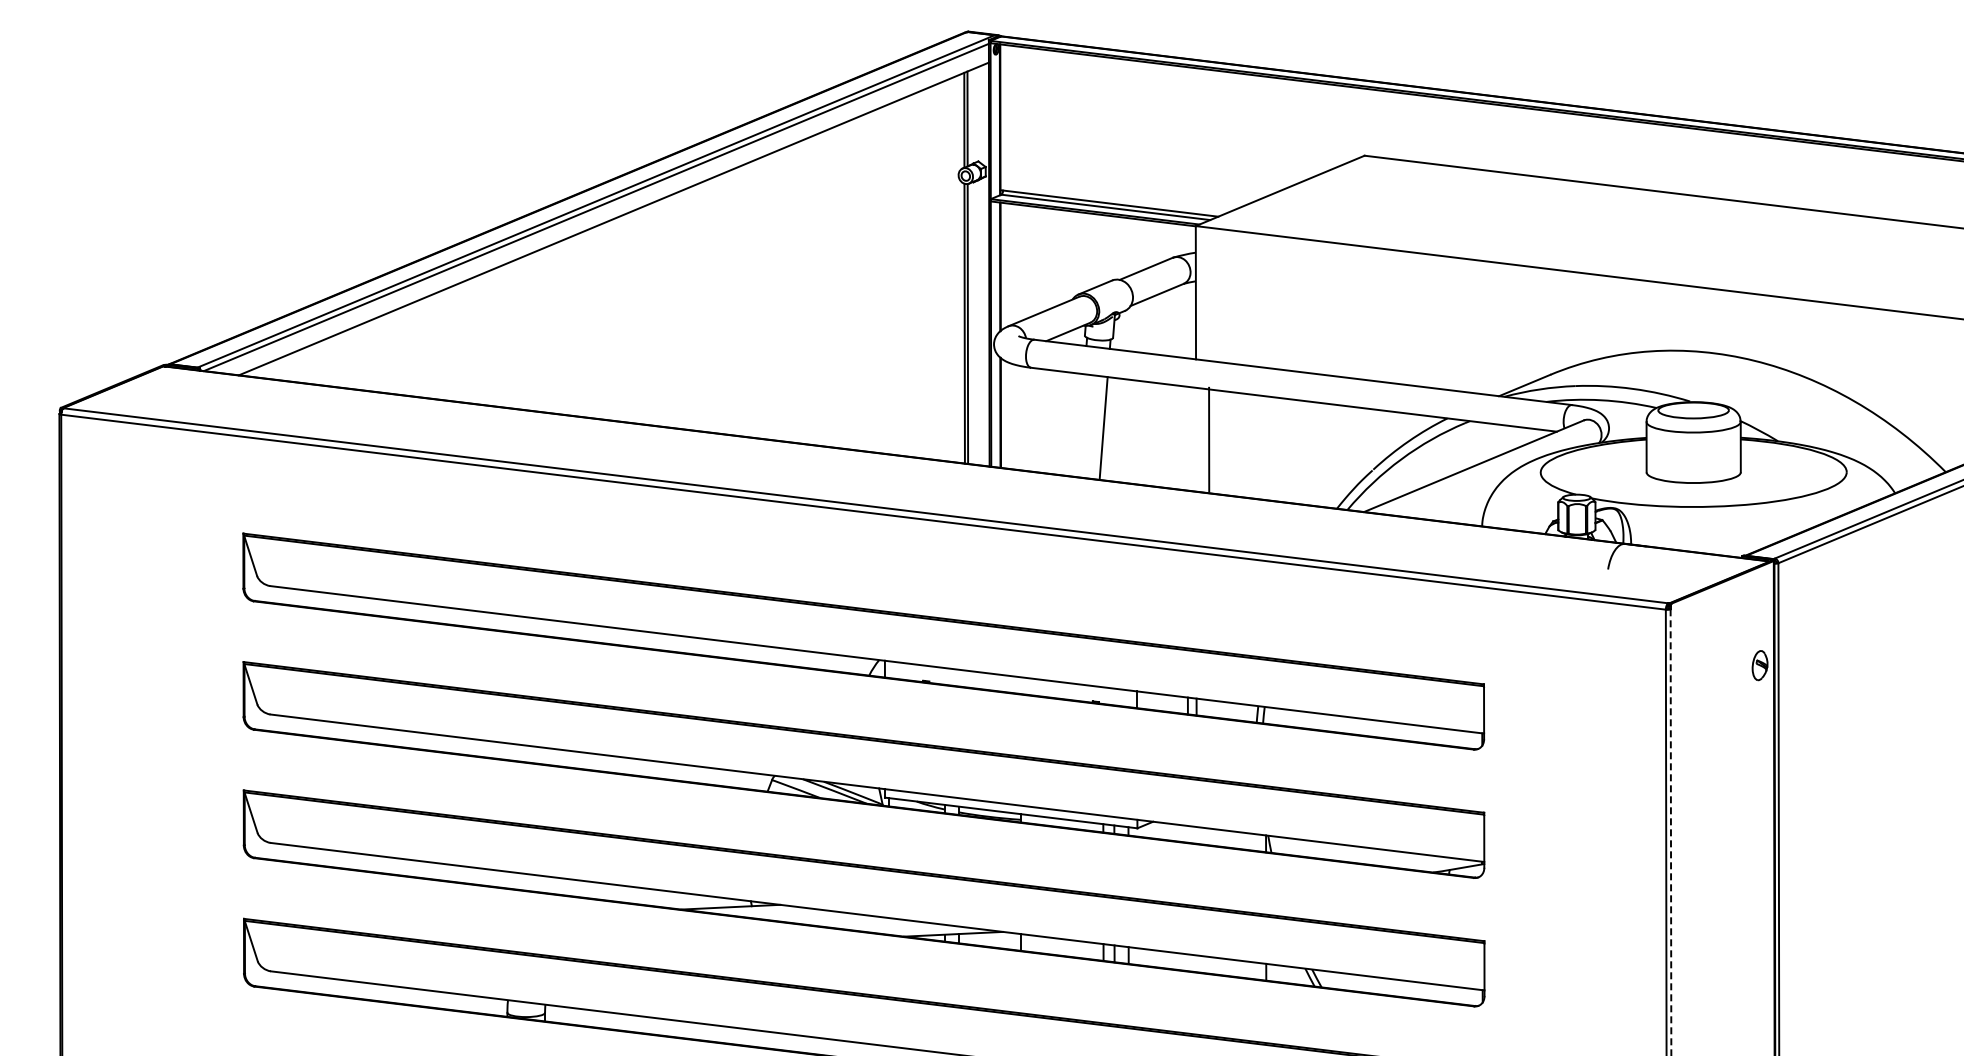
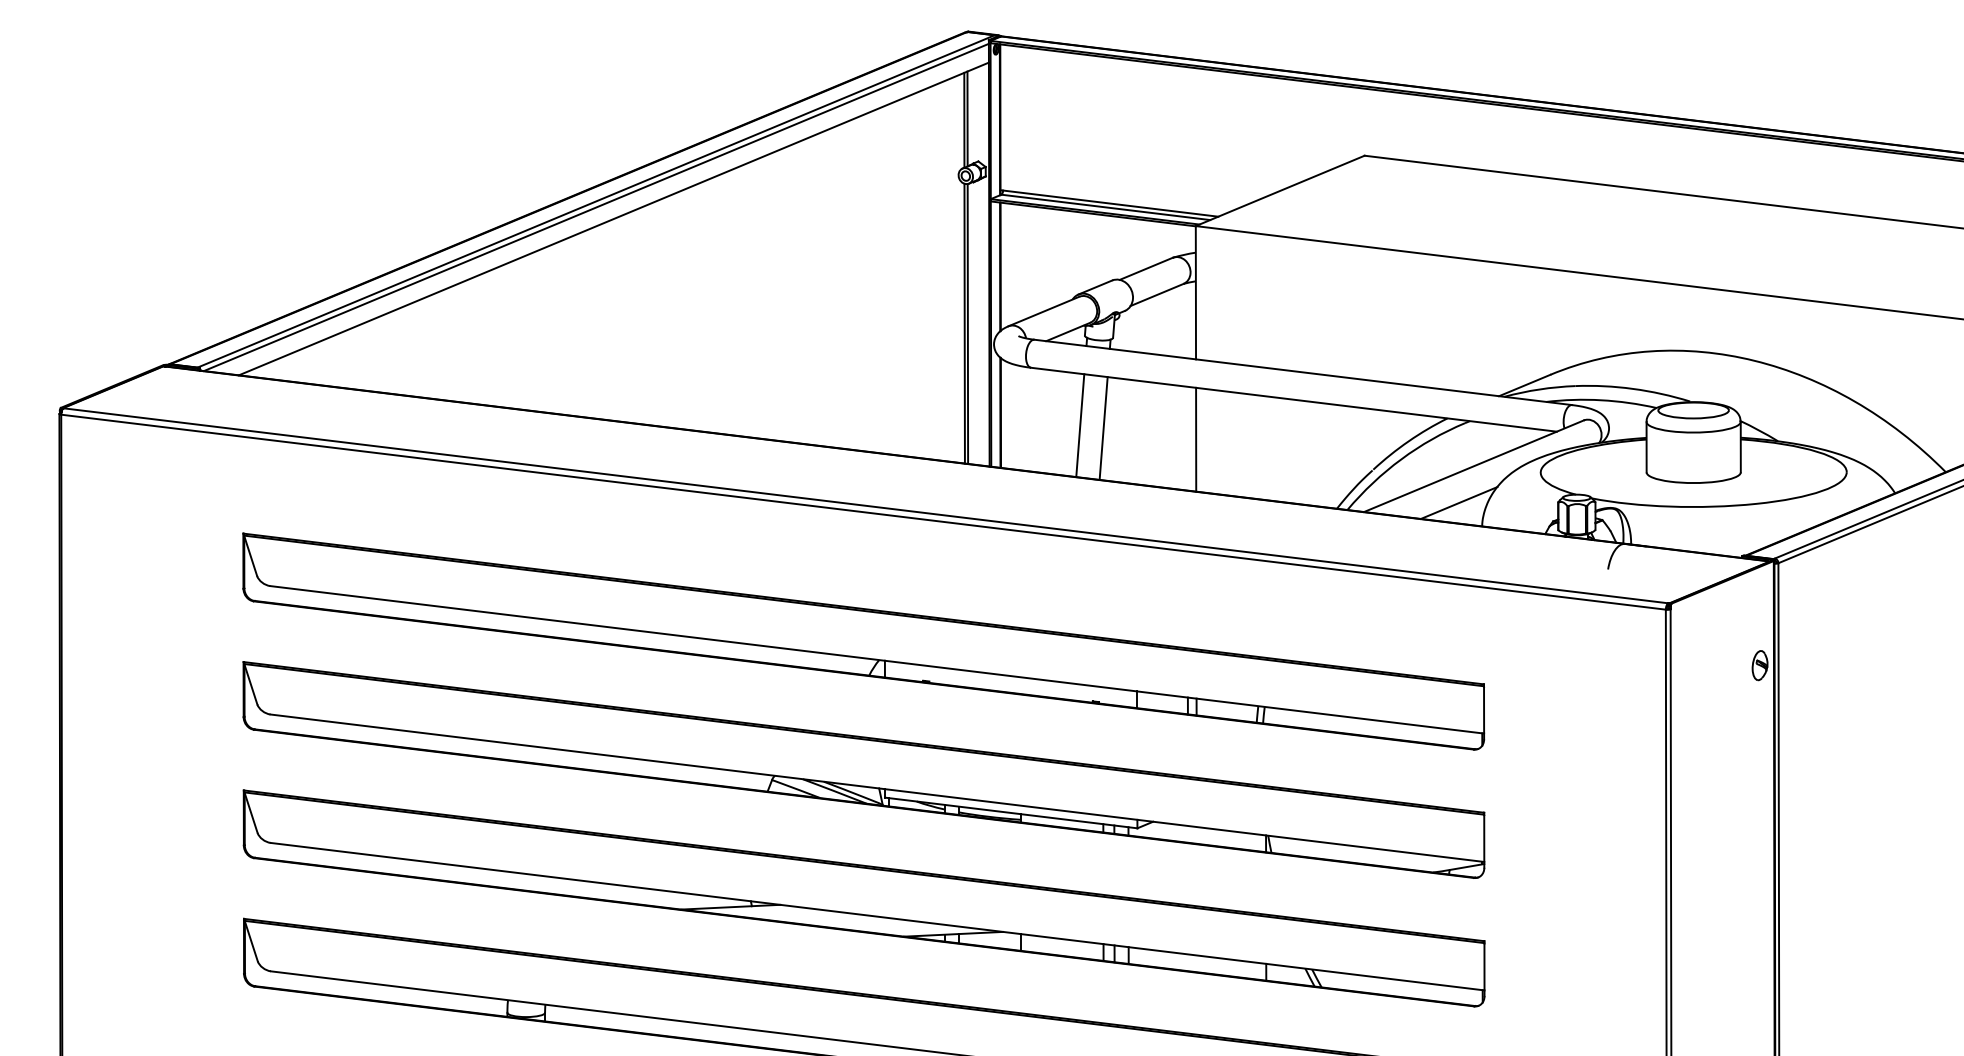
line: none -> present (1080, 425)
line position: (1209, 439) -> (1196, 439) (1196, 439)
line: none -> present (1458, 502)
line: dashed -> solid (1670, 832)
